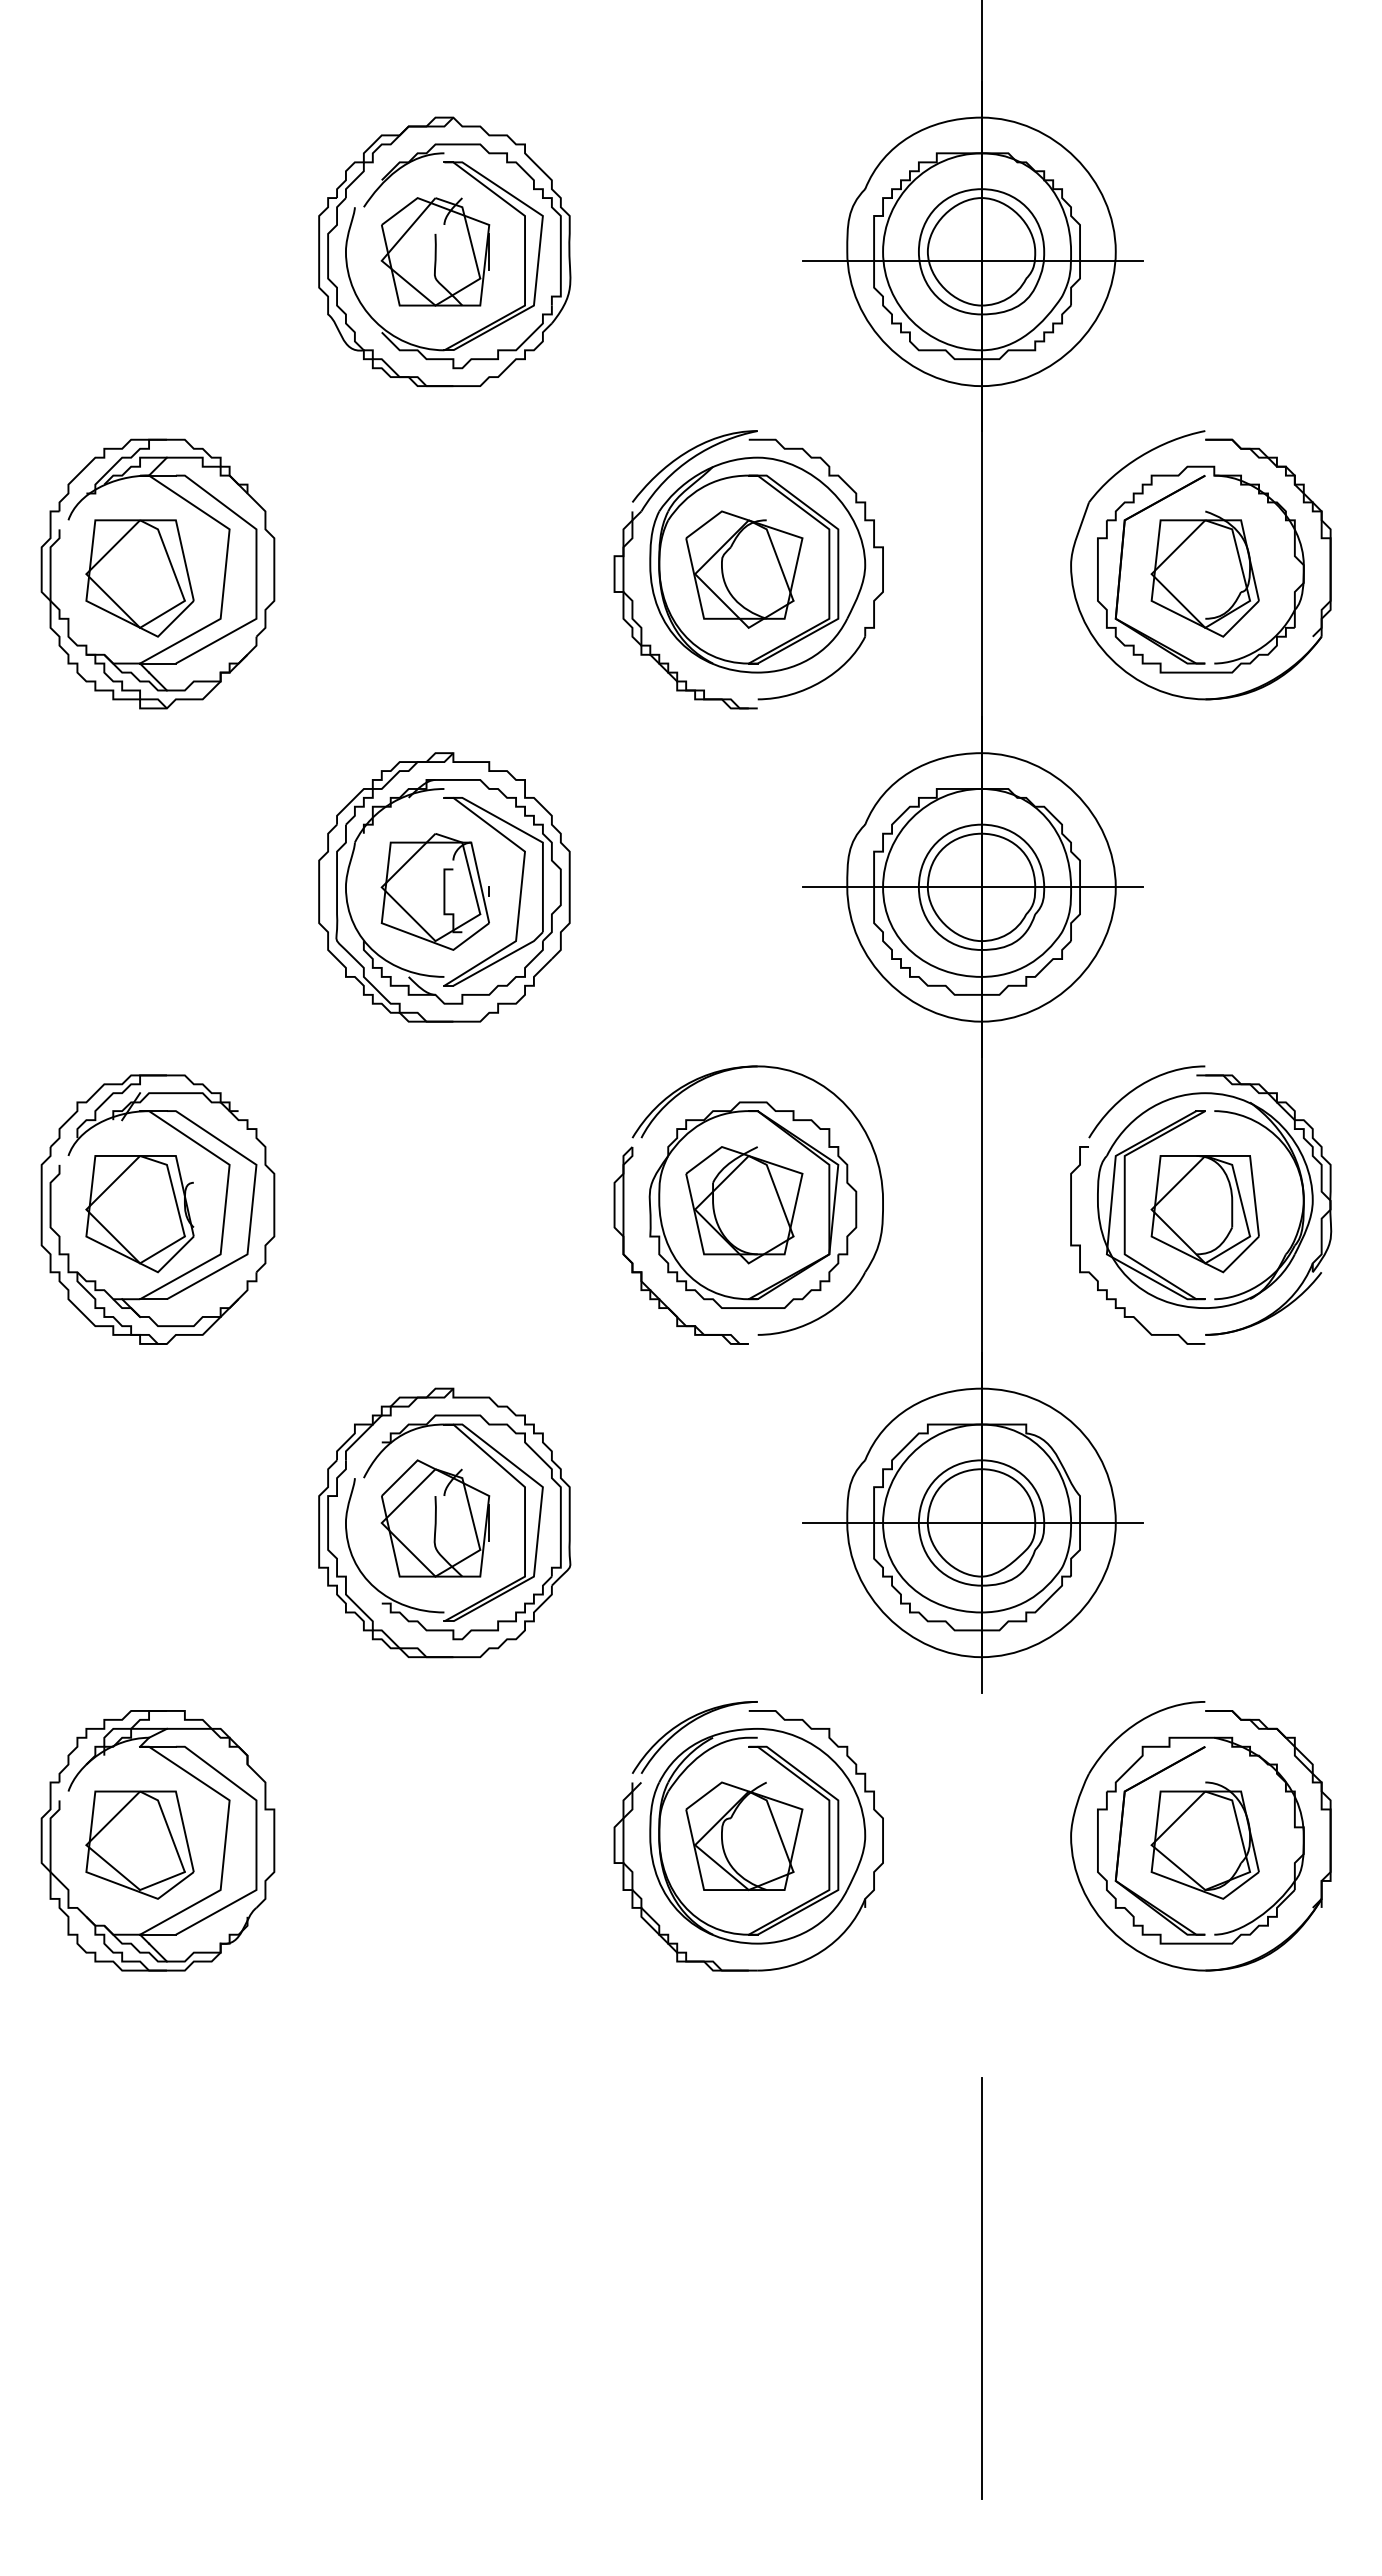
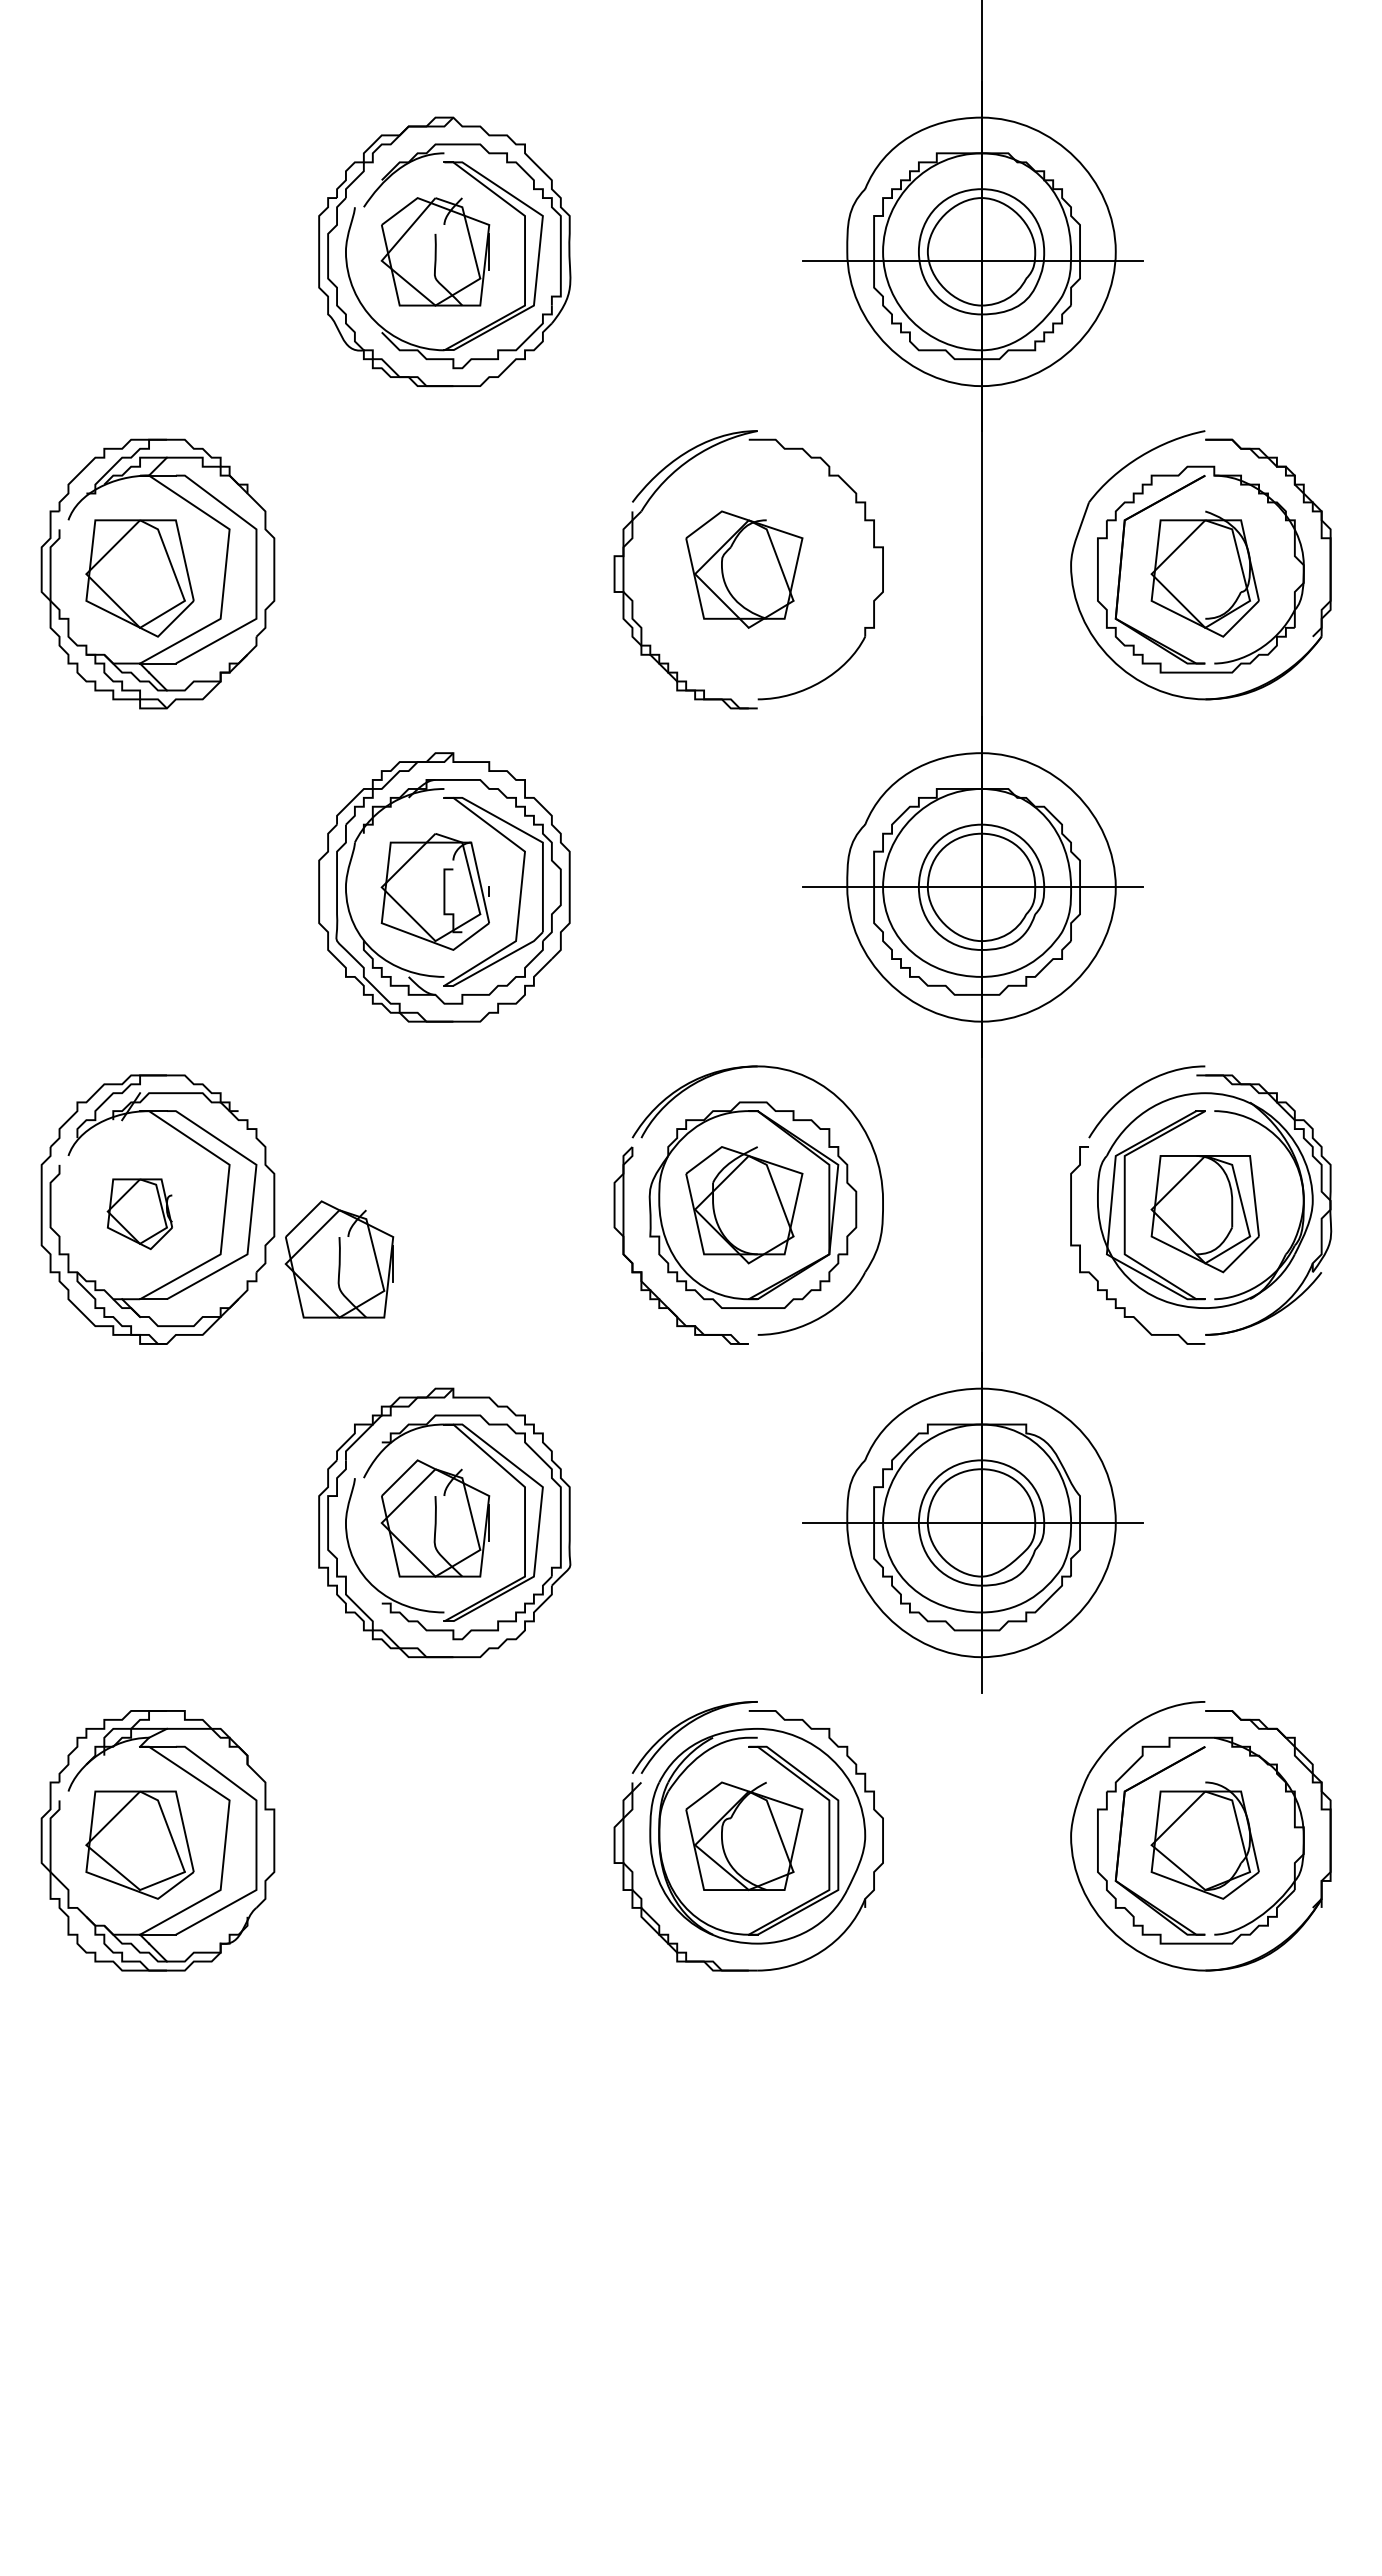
part: present -> none (757, 564)
part size: 110x119 px -> 67x73 px (139, 1214)
part: none -> present (339, 1259)
line: present -> none (981, 2287)
